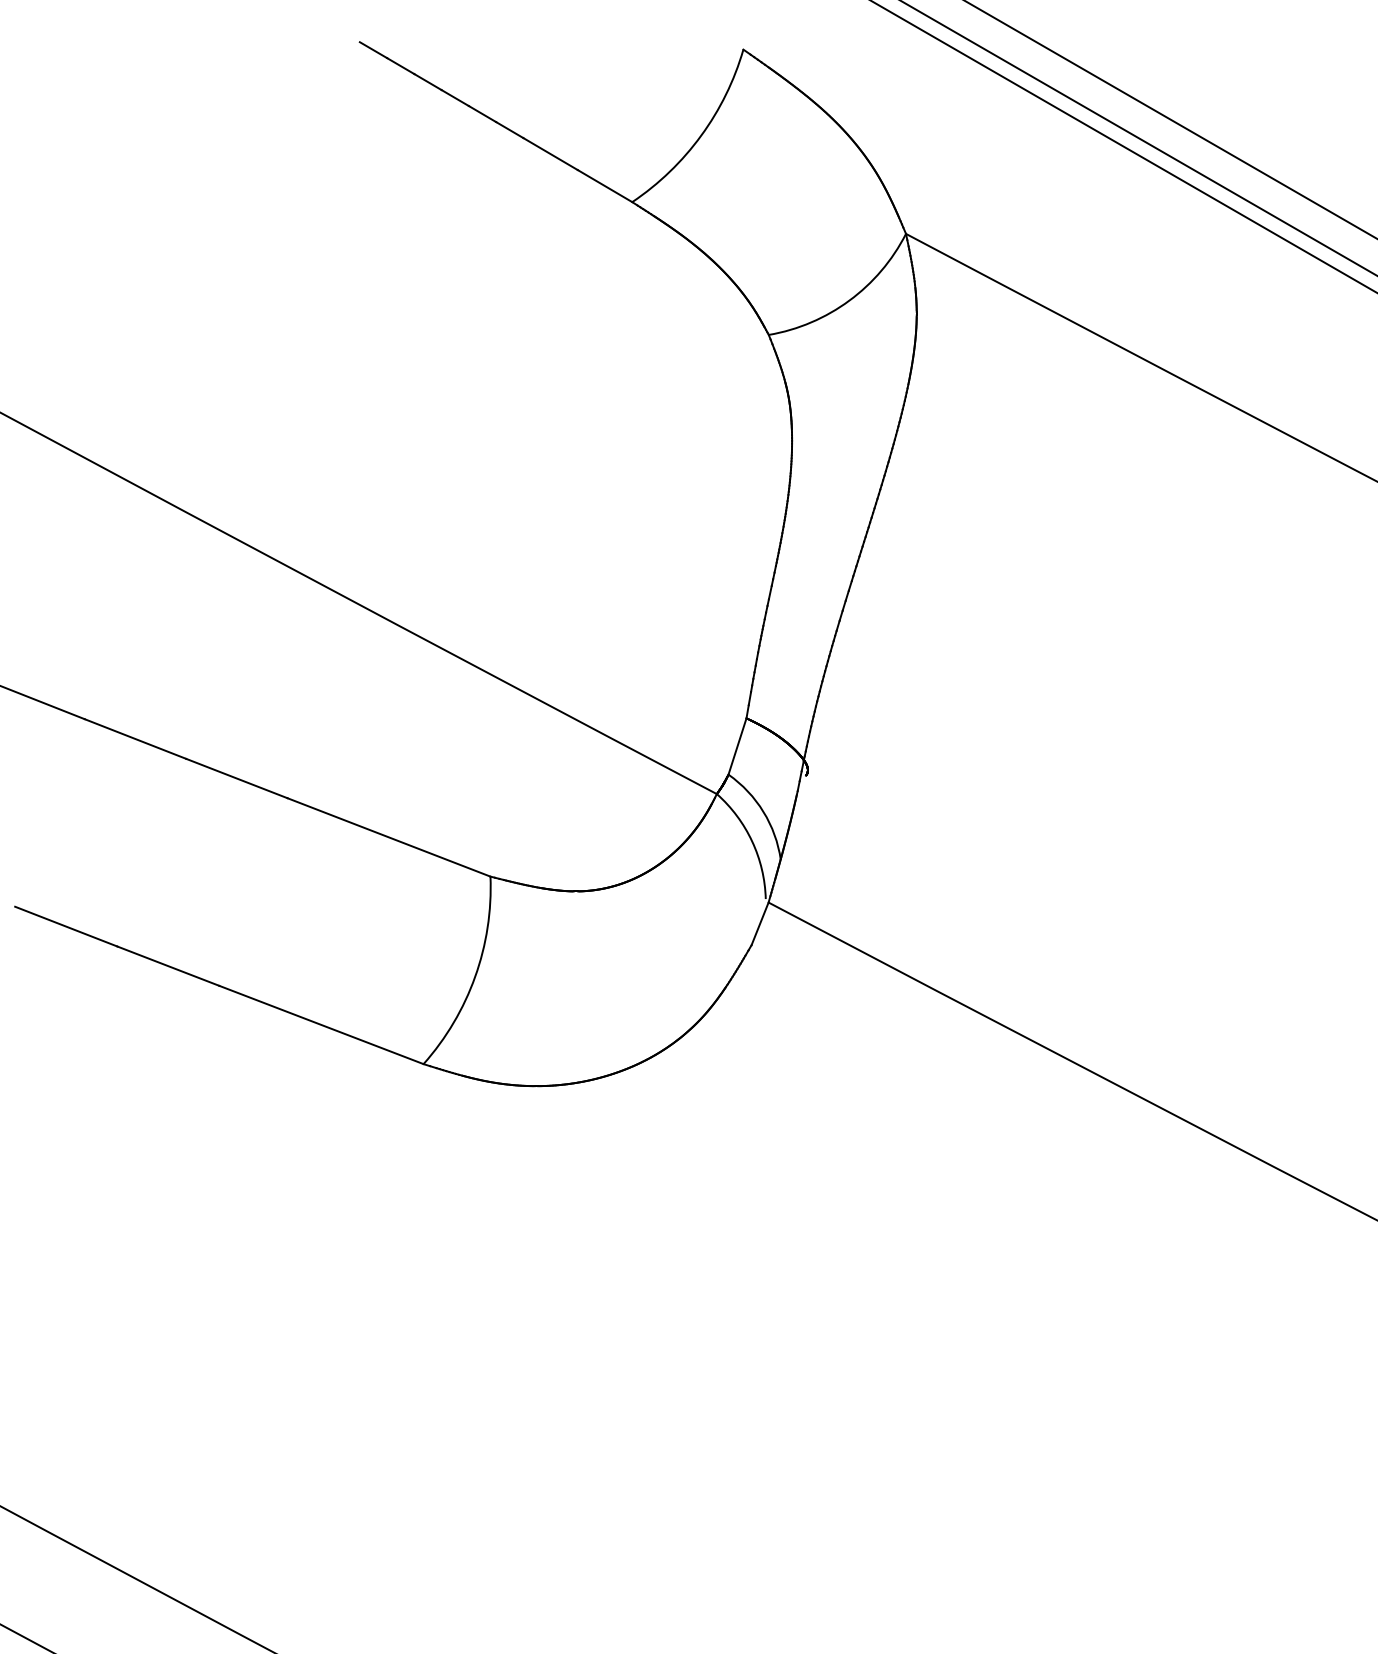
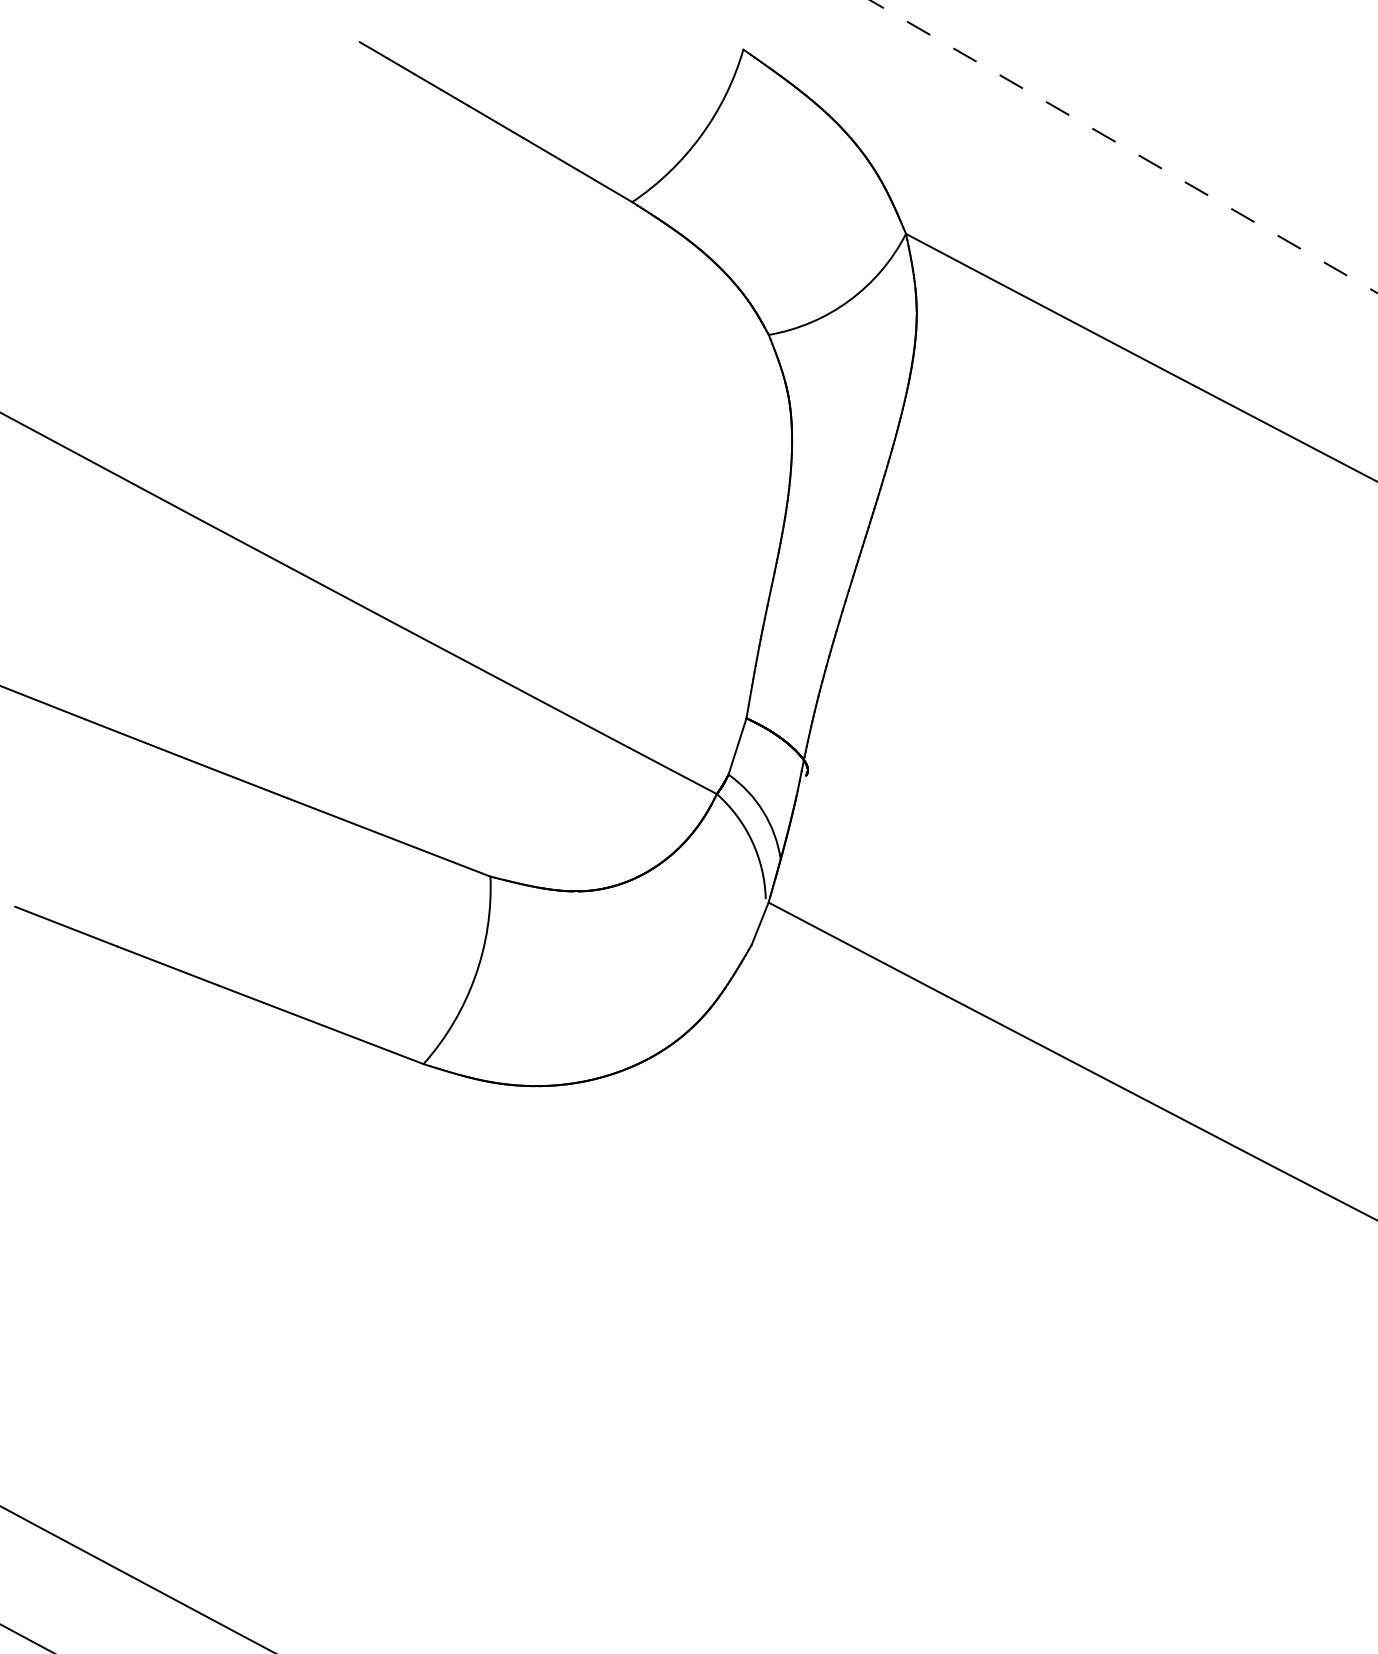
line: present -> none (1170, 119)
line: present -> none (1138, 138)
line: solid -> dashed (1123, 146)
